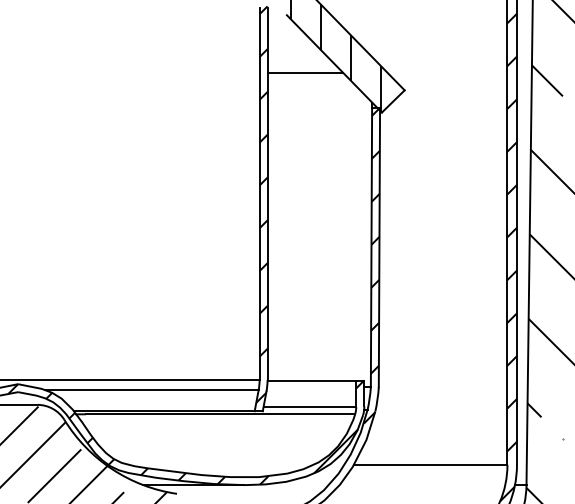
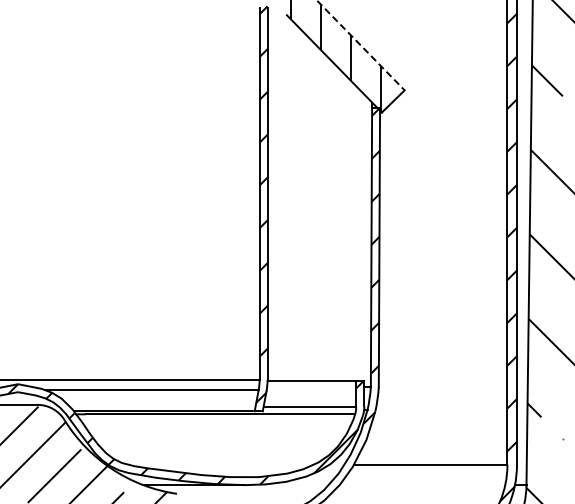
line: solid -> dashed (360, 45)
line: present -> none (305, 73)
